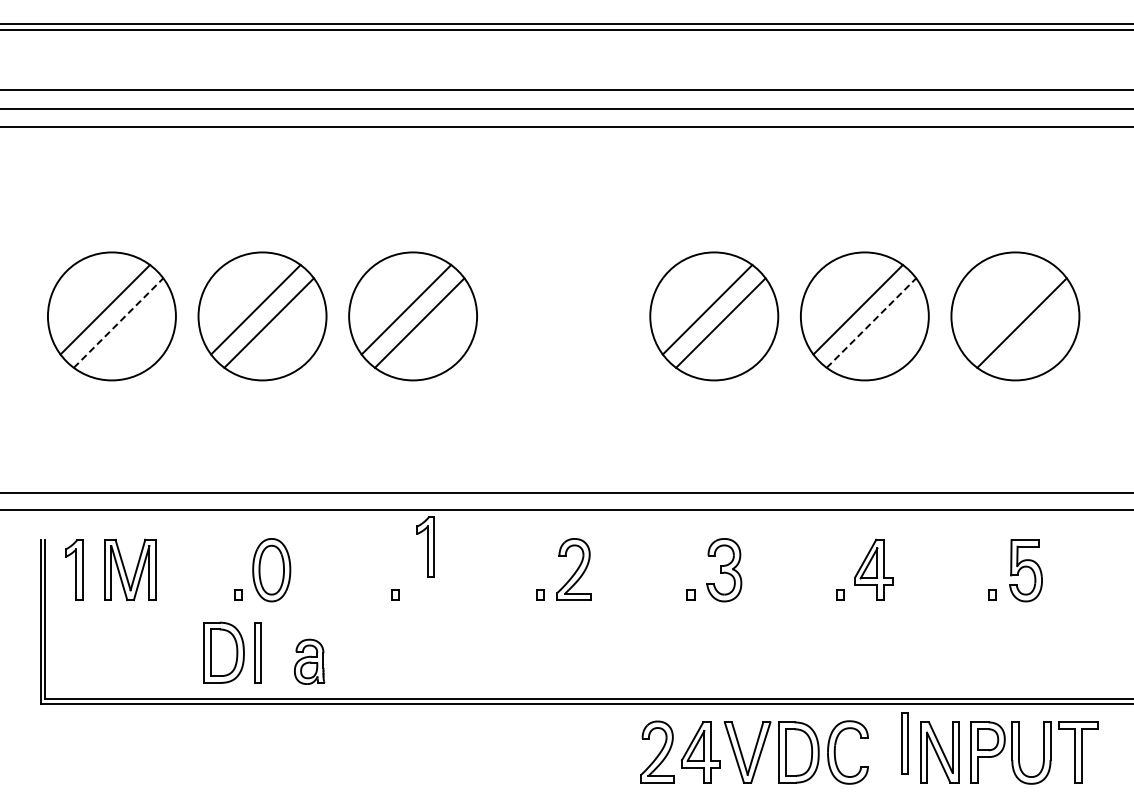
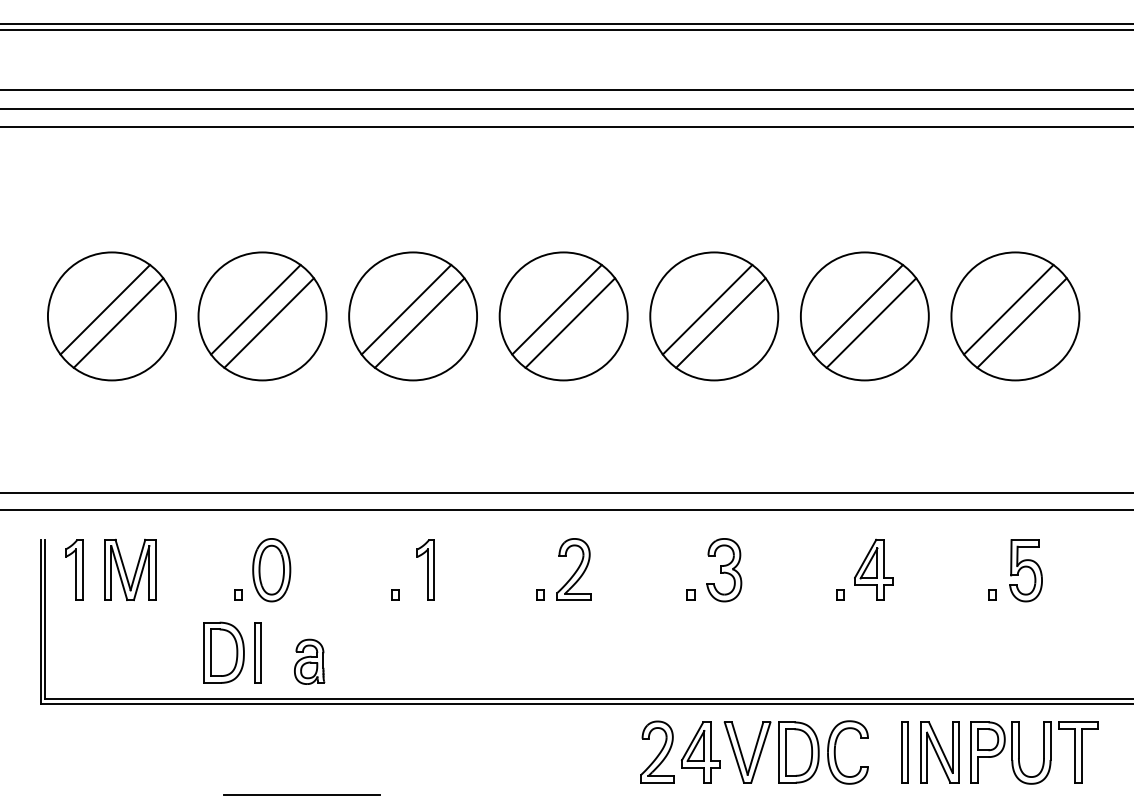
line: none -> present (1008, 309)
part: none -> present (563, 316)
line: dashed -> solid (118, 322)
line: dashed -> solid (871, 322)
part position: (425, 546) -> (425, 569) (425, 569)
part position: (904, 743) -> (904, 752) (904, 752)
line: none -> present (301, 794)
